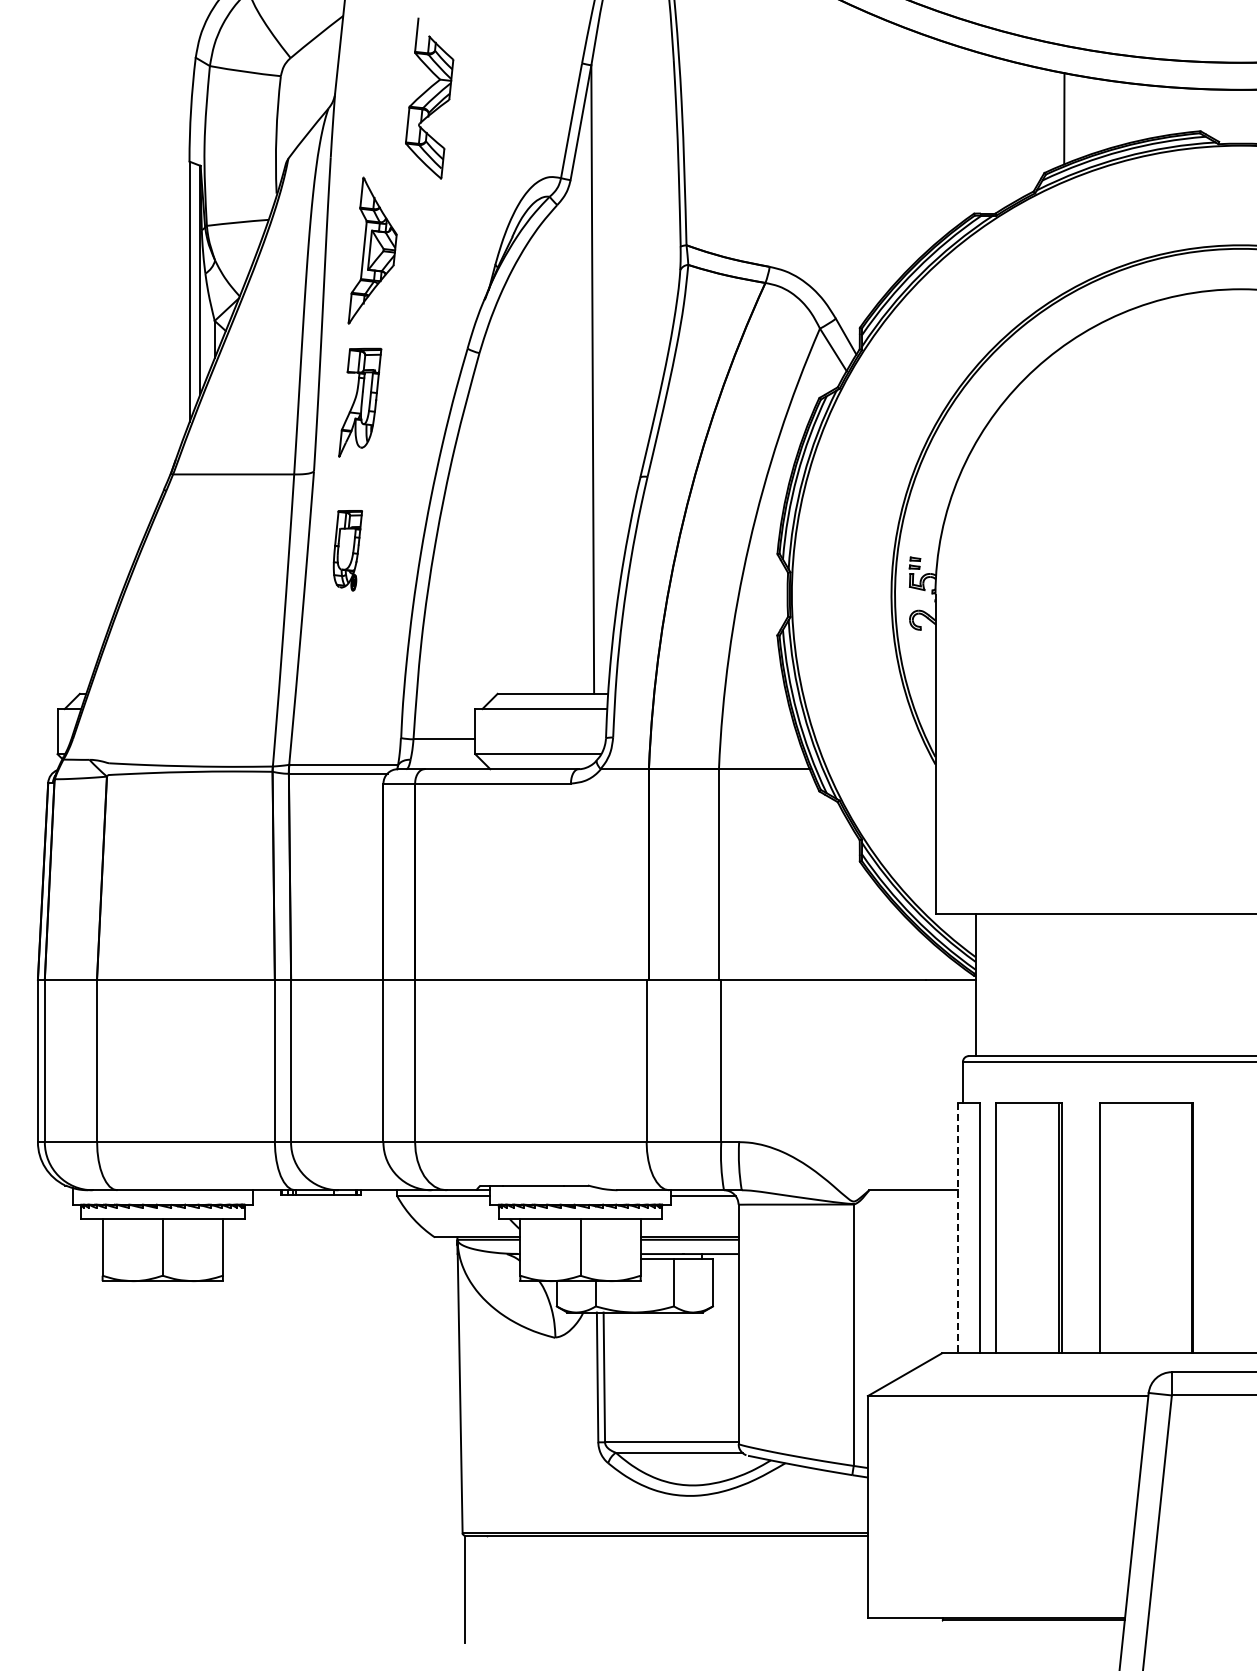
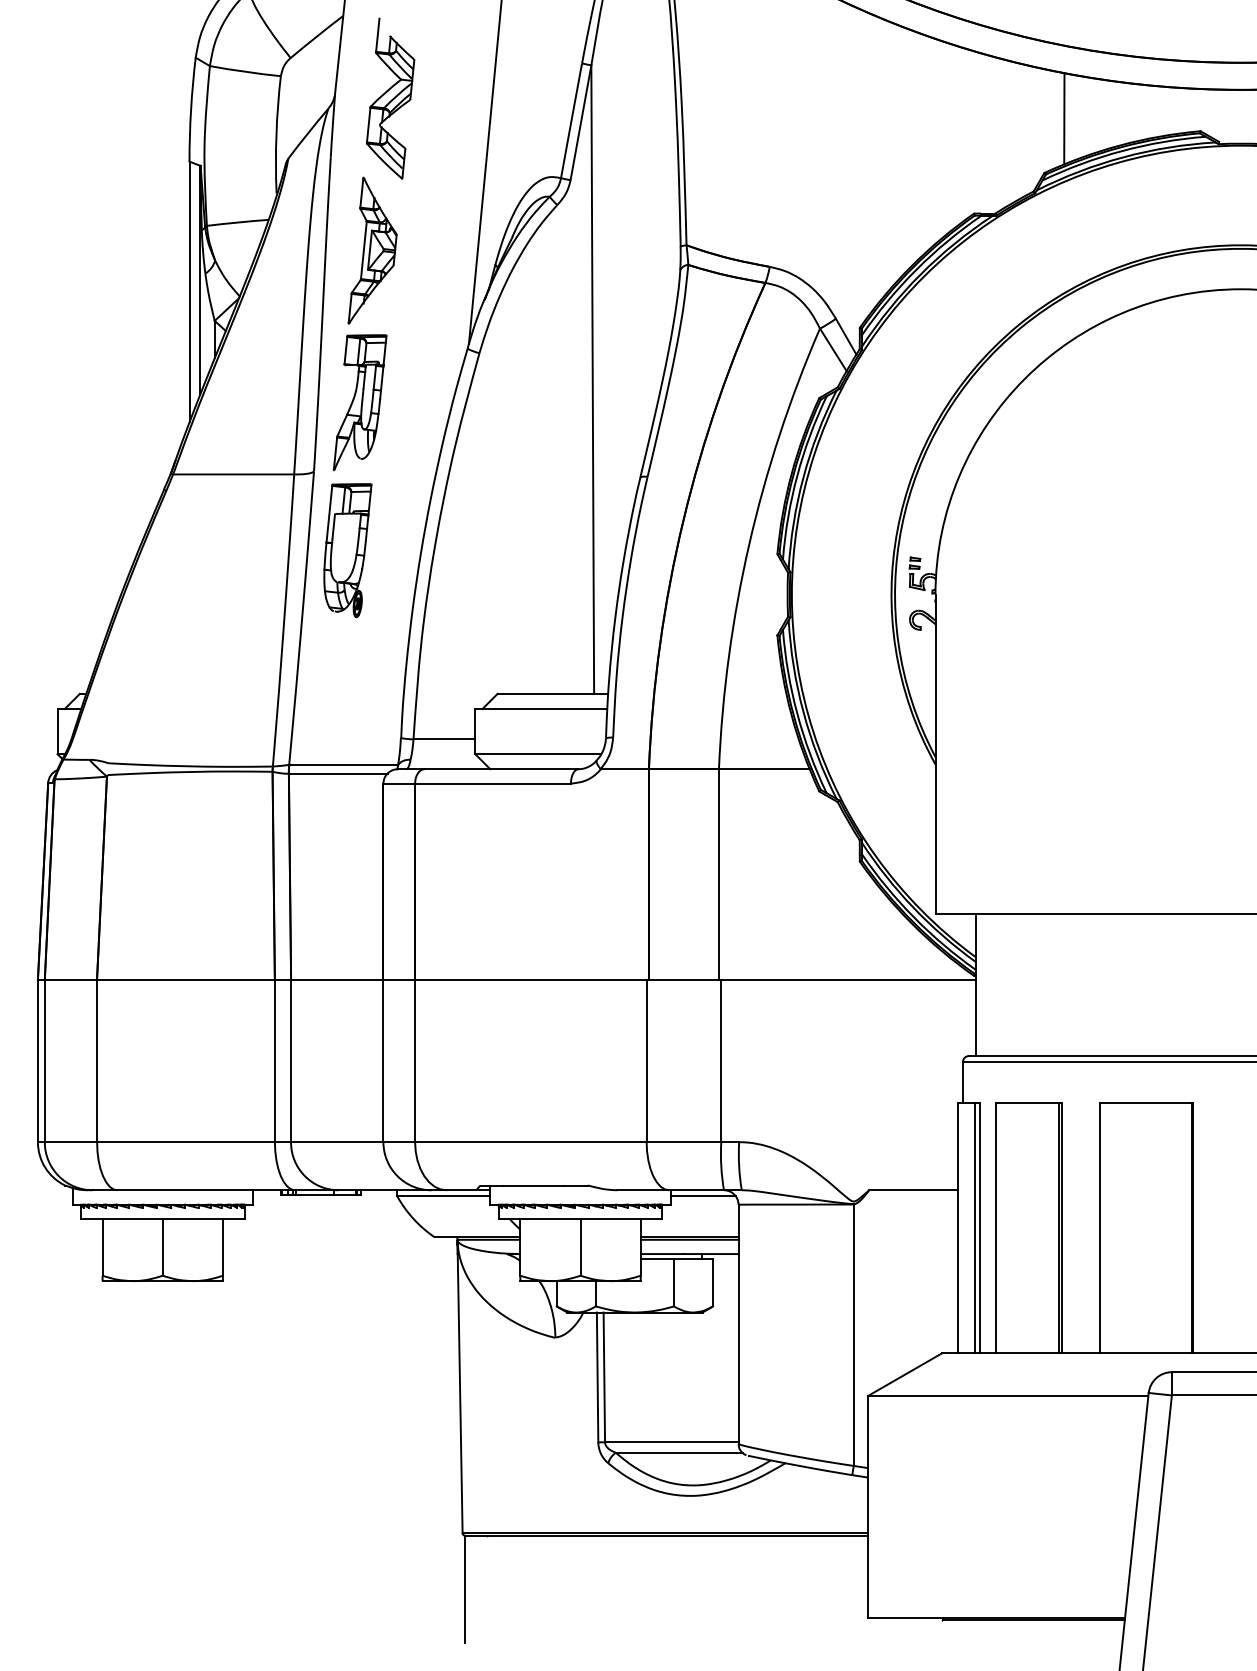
part position: (429, 98) -> (390, 98) (390, 98)
line: none -> present (484, 173)
part size: 45x111 px -> 55x138 px (360, 402)
part size: 31x82 px -> 50x136 px (347, 550)
line: none -> present (975, 1227)
line: dashed -> solid (958, 1228)
